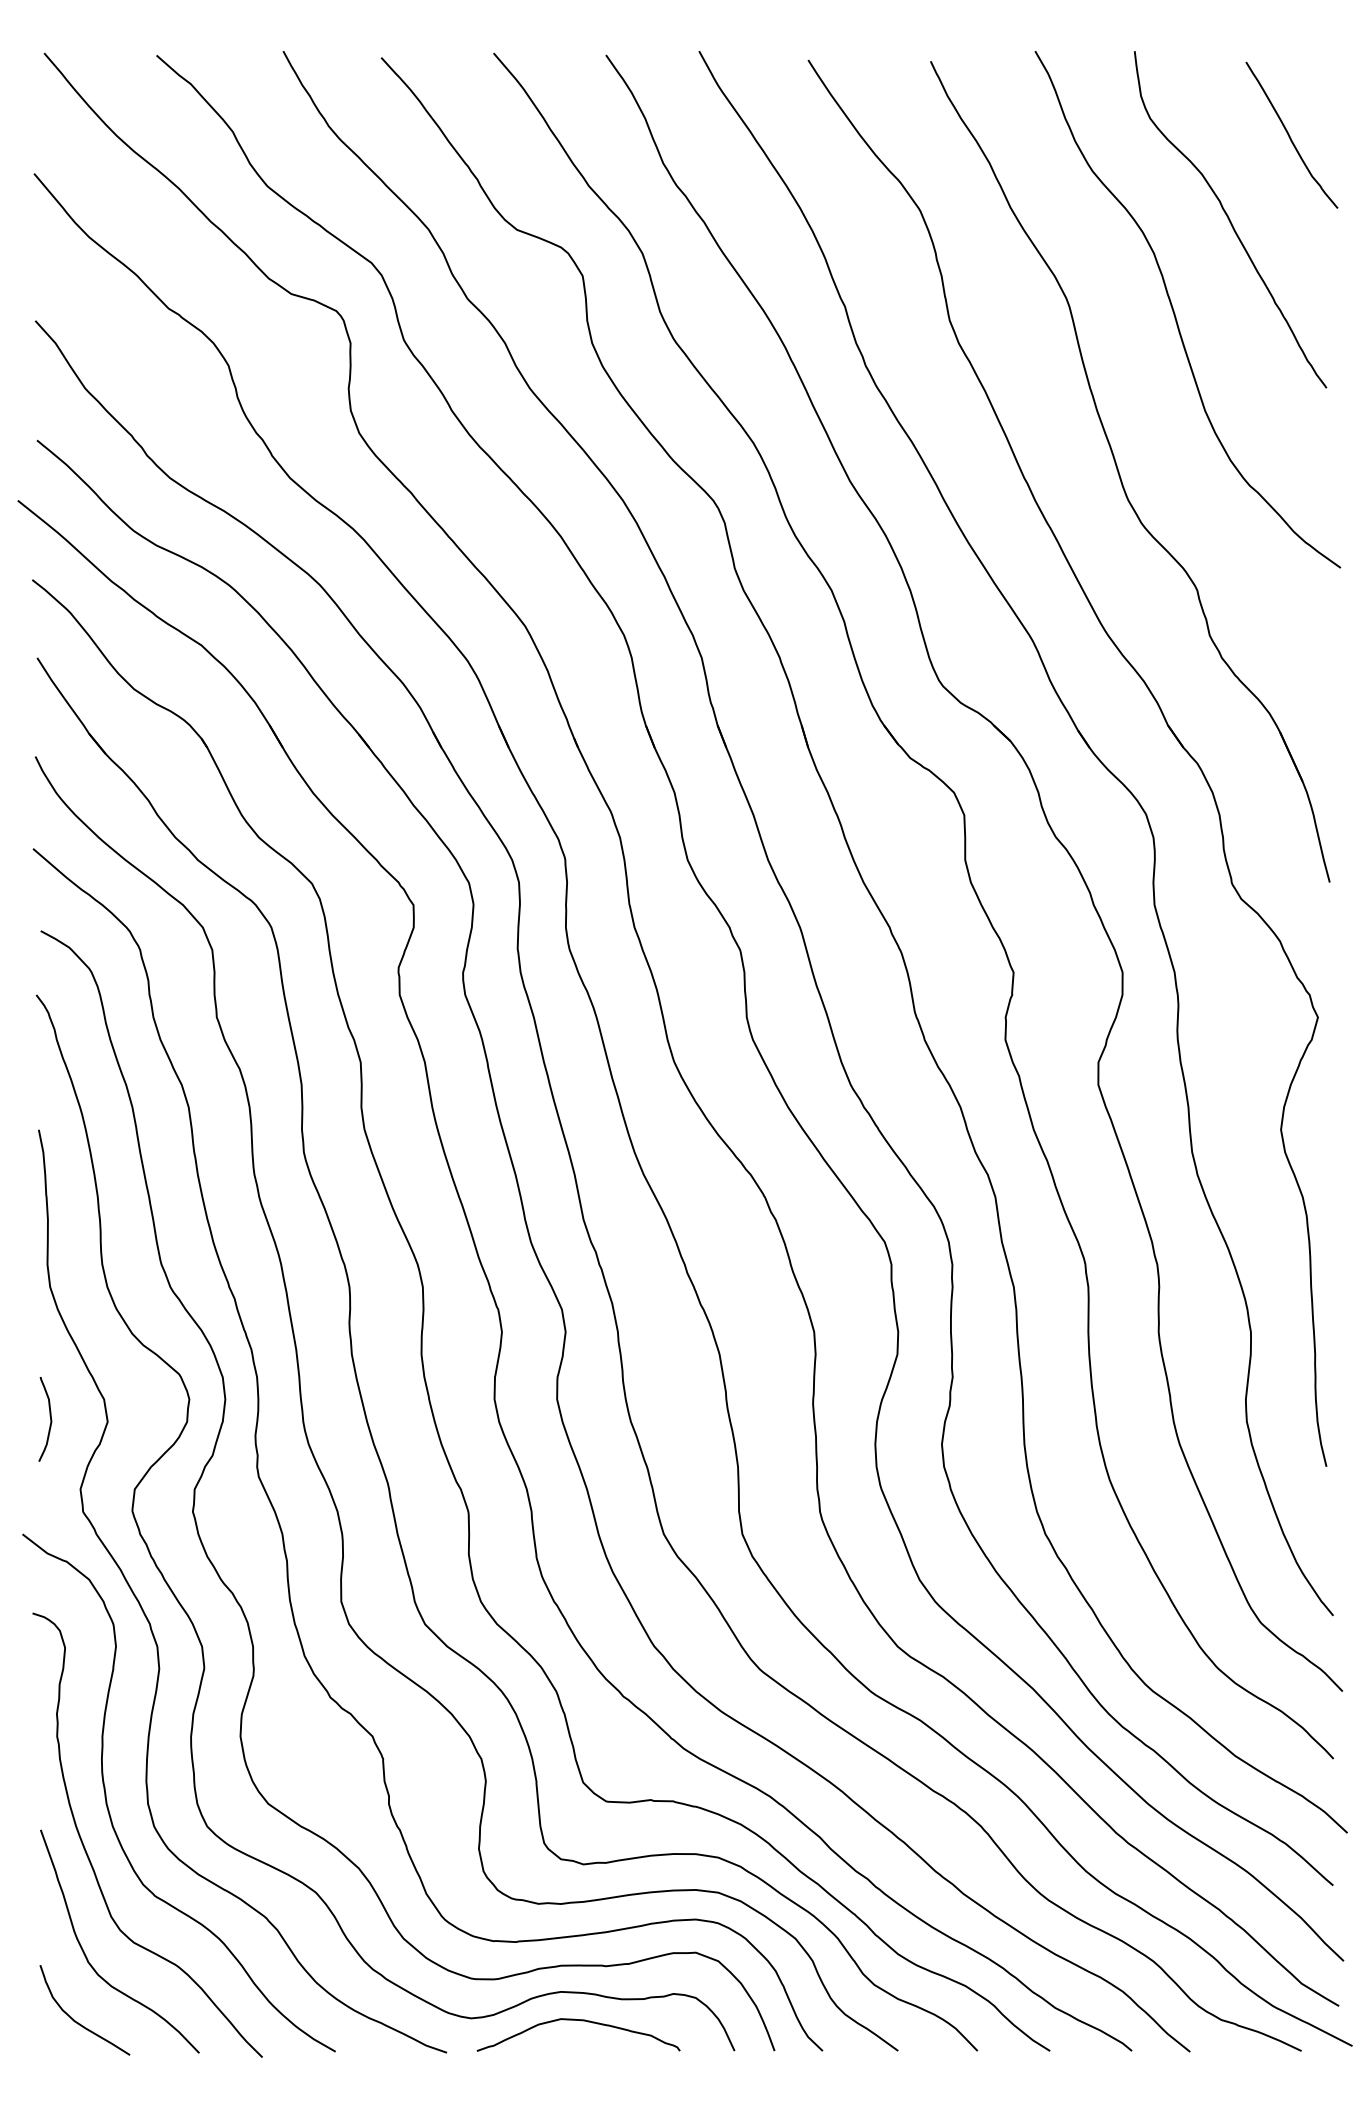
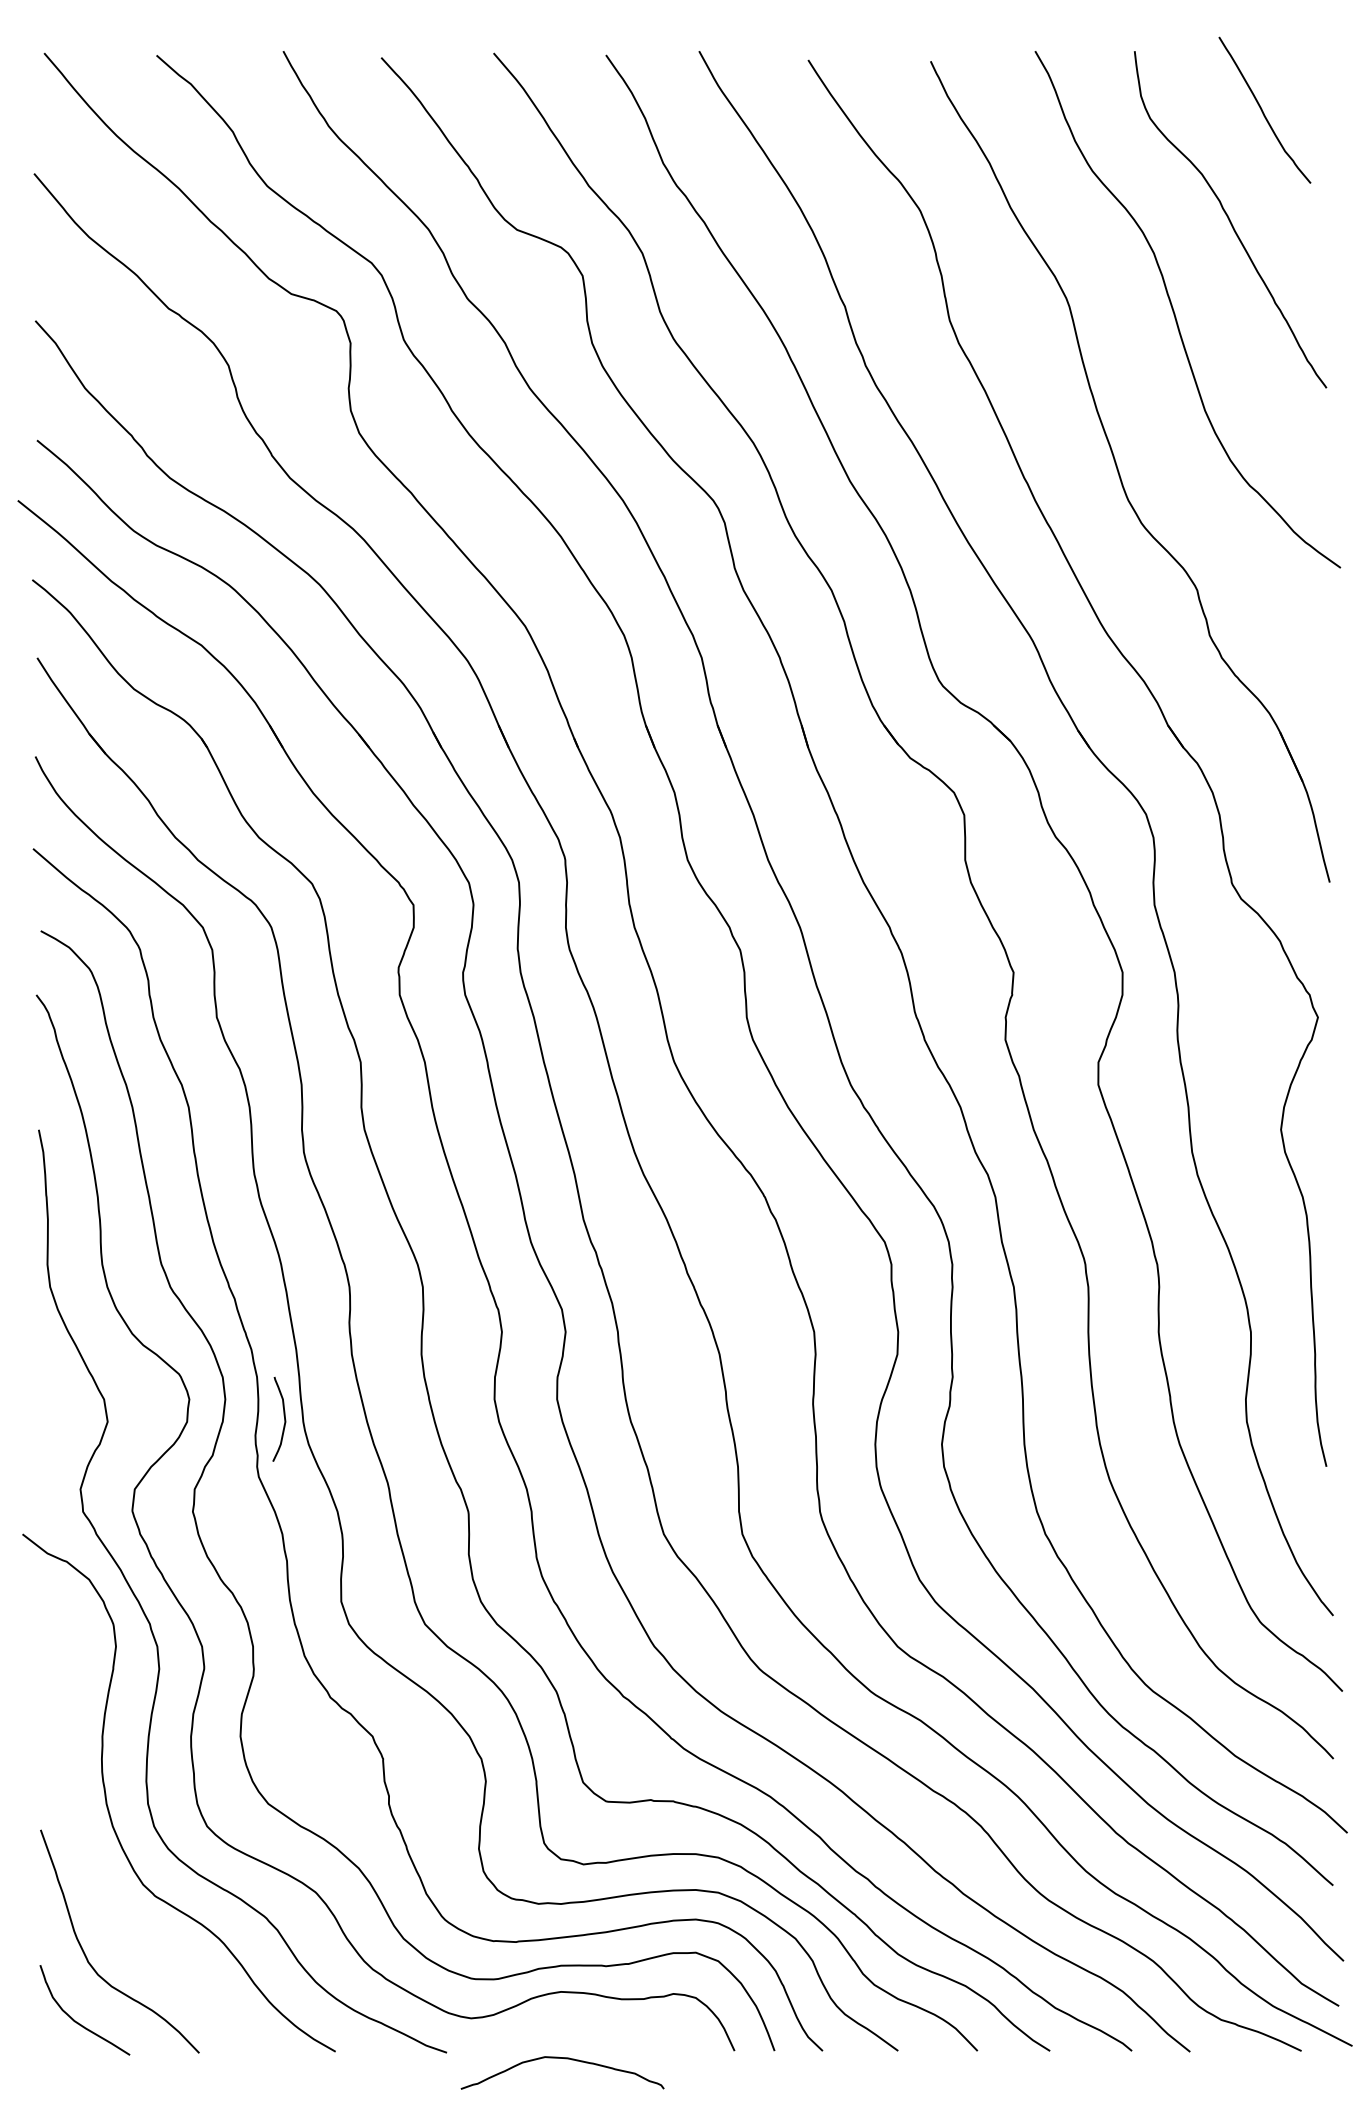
curve position: (1289, 134) -> (1262, 109) (1262, 109)
curve position: (49, 1416) -> (283, 1416) (283, 1416)
curve: present -> none (90, 1859)
curve position: (581, 2021) -> (565, 2059) (565, 2059)
